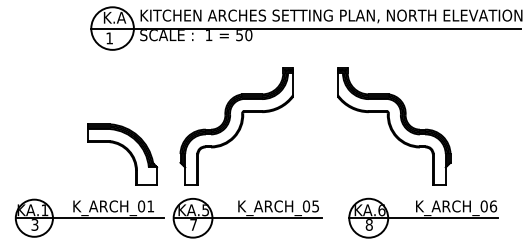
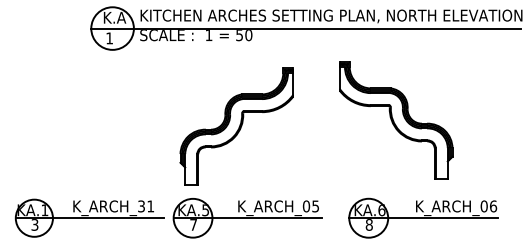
part position: (394, 126) -> (396, 120) (396, 120)
part: present -> none (122, 154)
text: K_ARCH_01 -> K_ARCH_31 (141, 206)
